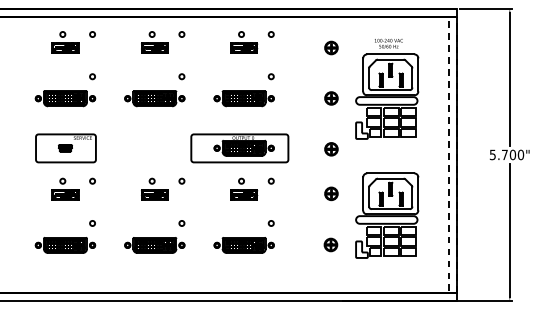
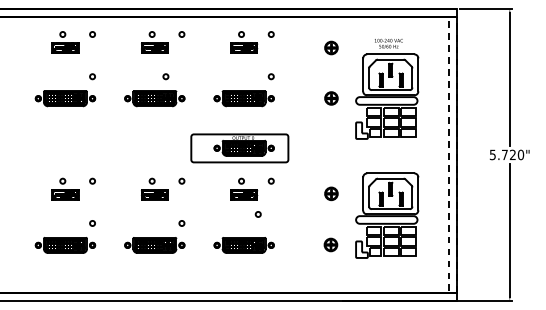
circle position: (181, 76) -> (165, 76) (165, 76)
part: present -> none (65, 148)
part: present -> none (331, 149)
text: 5.700" -> 5.720" (512, 154)
circle position: (270, 223) -> (257, 214) (257, 214)
